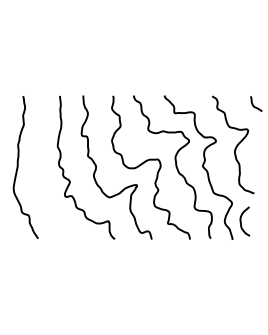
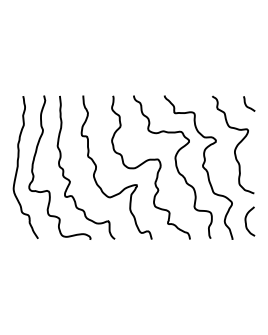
curve position: (254, 105) -> (247, 105) (247, 105)
curve: none -> present (49, 190)
curve position: (241, 221) -> (246, 221) (246, 221)
